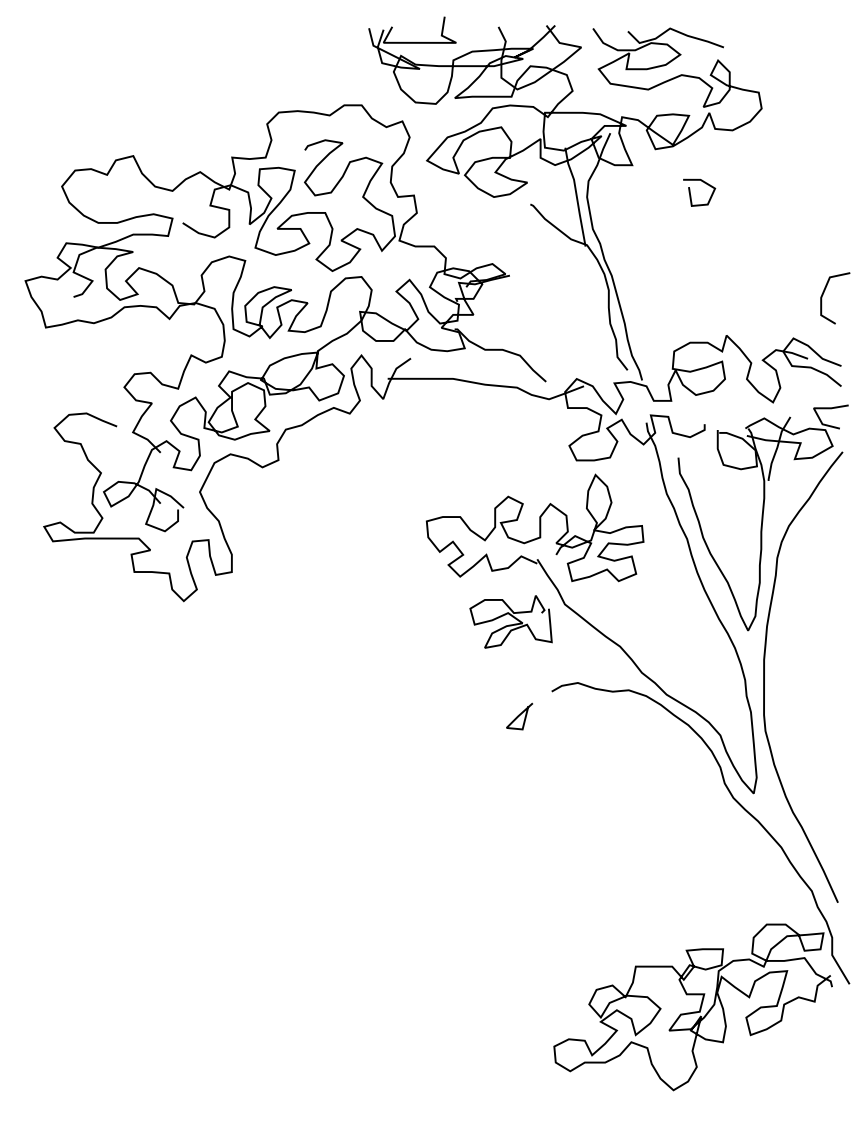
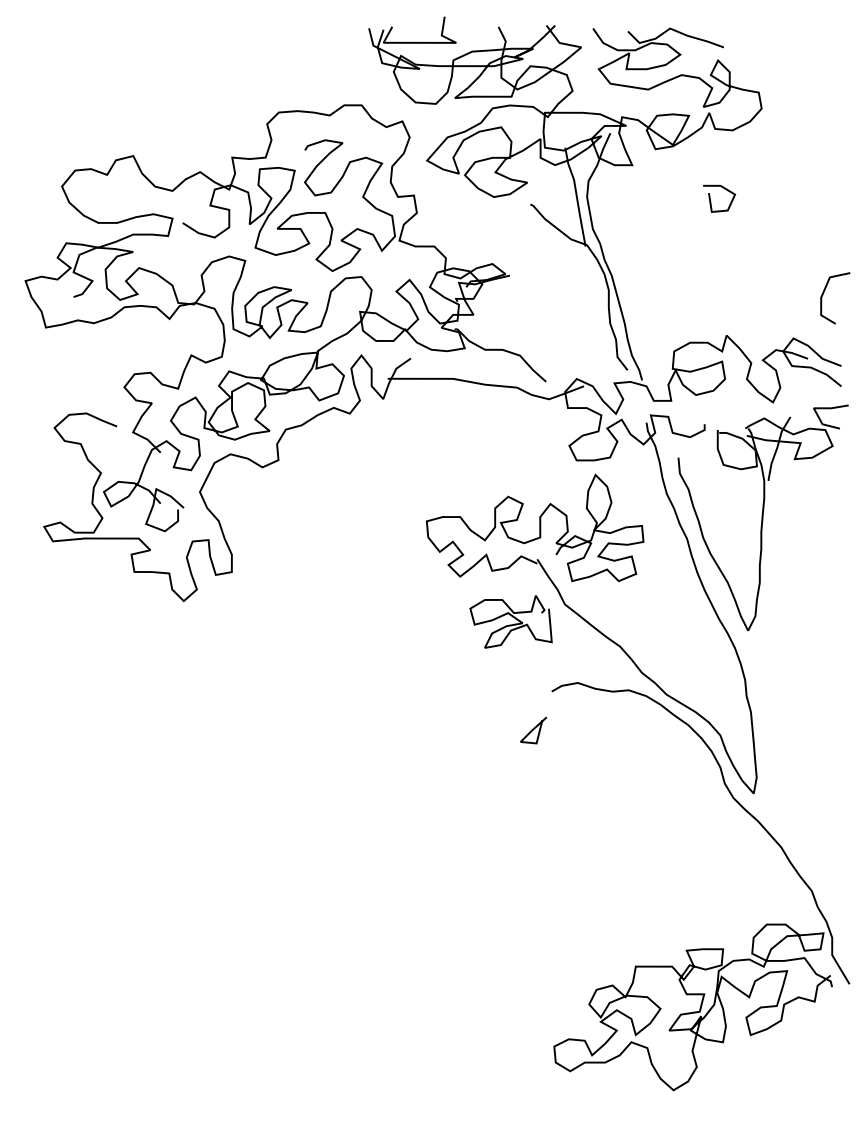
curve position: (691, 195) -> (711, 201) (711, 201)
curve: present -> none (764, 676)
line position: (519, 716) -> (533, 730) (533, 730)
